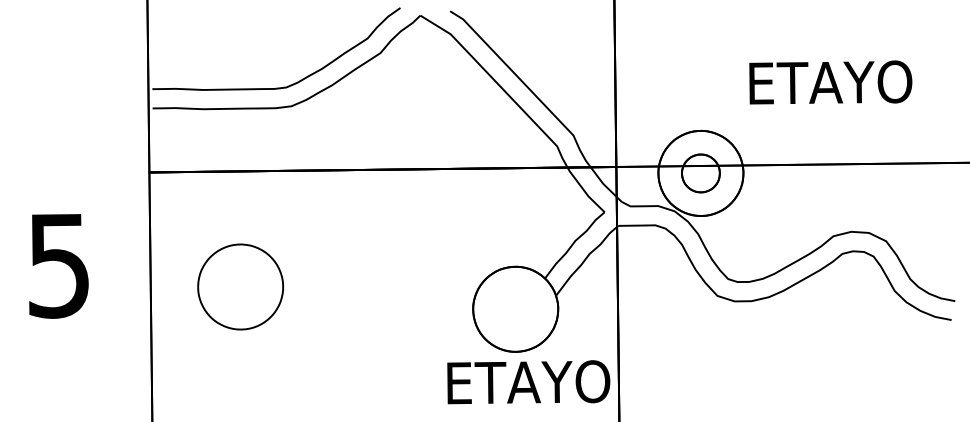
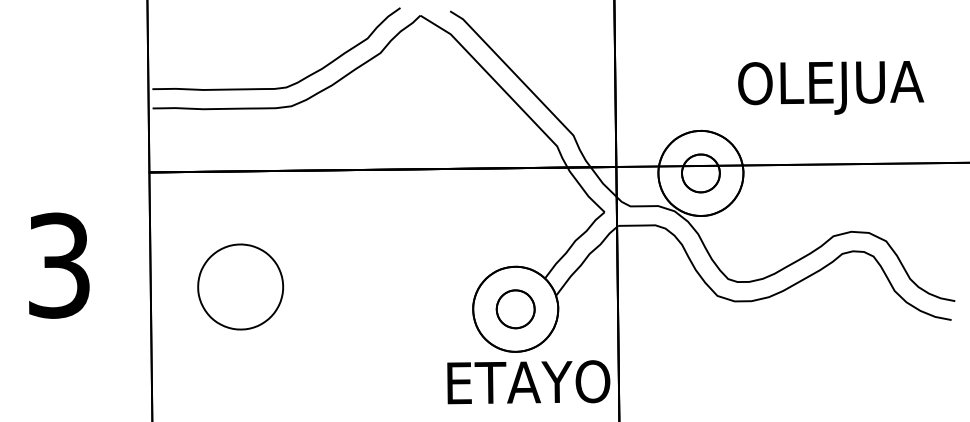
text: ETAYO -> OLEJUA (831, 87)
text: 5 -> 3 (59, 265)
part: none -> present (515, 309)
